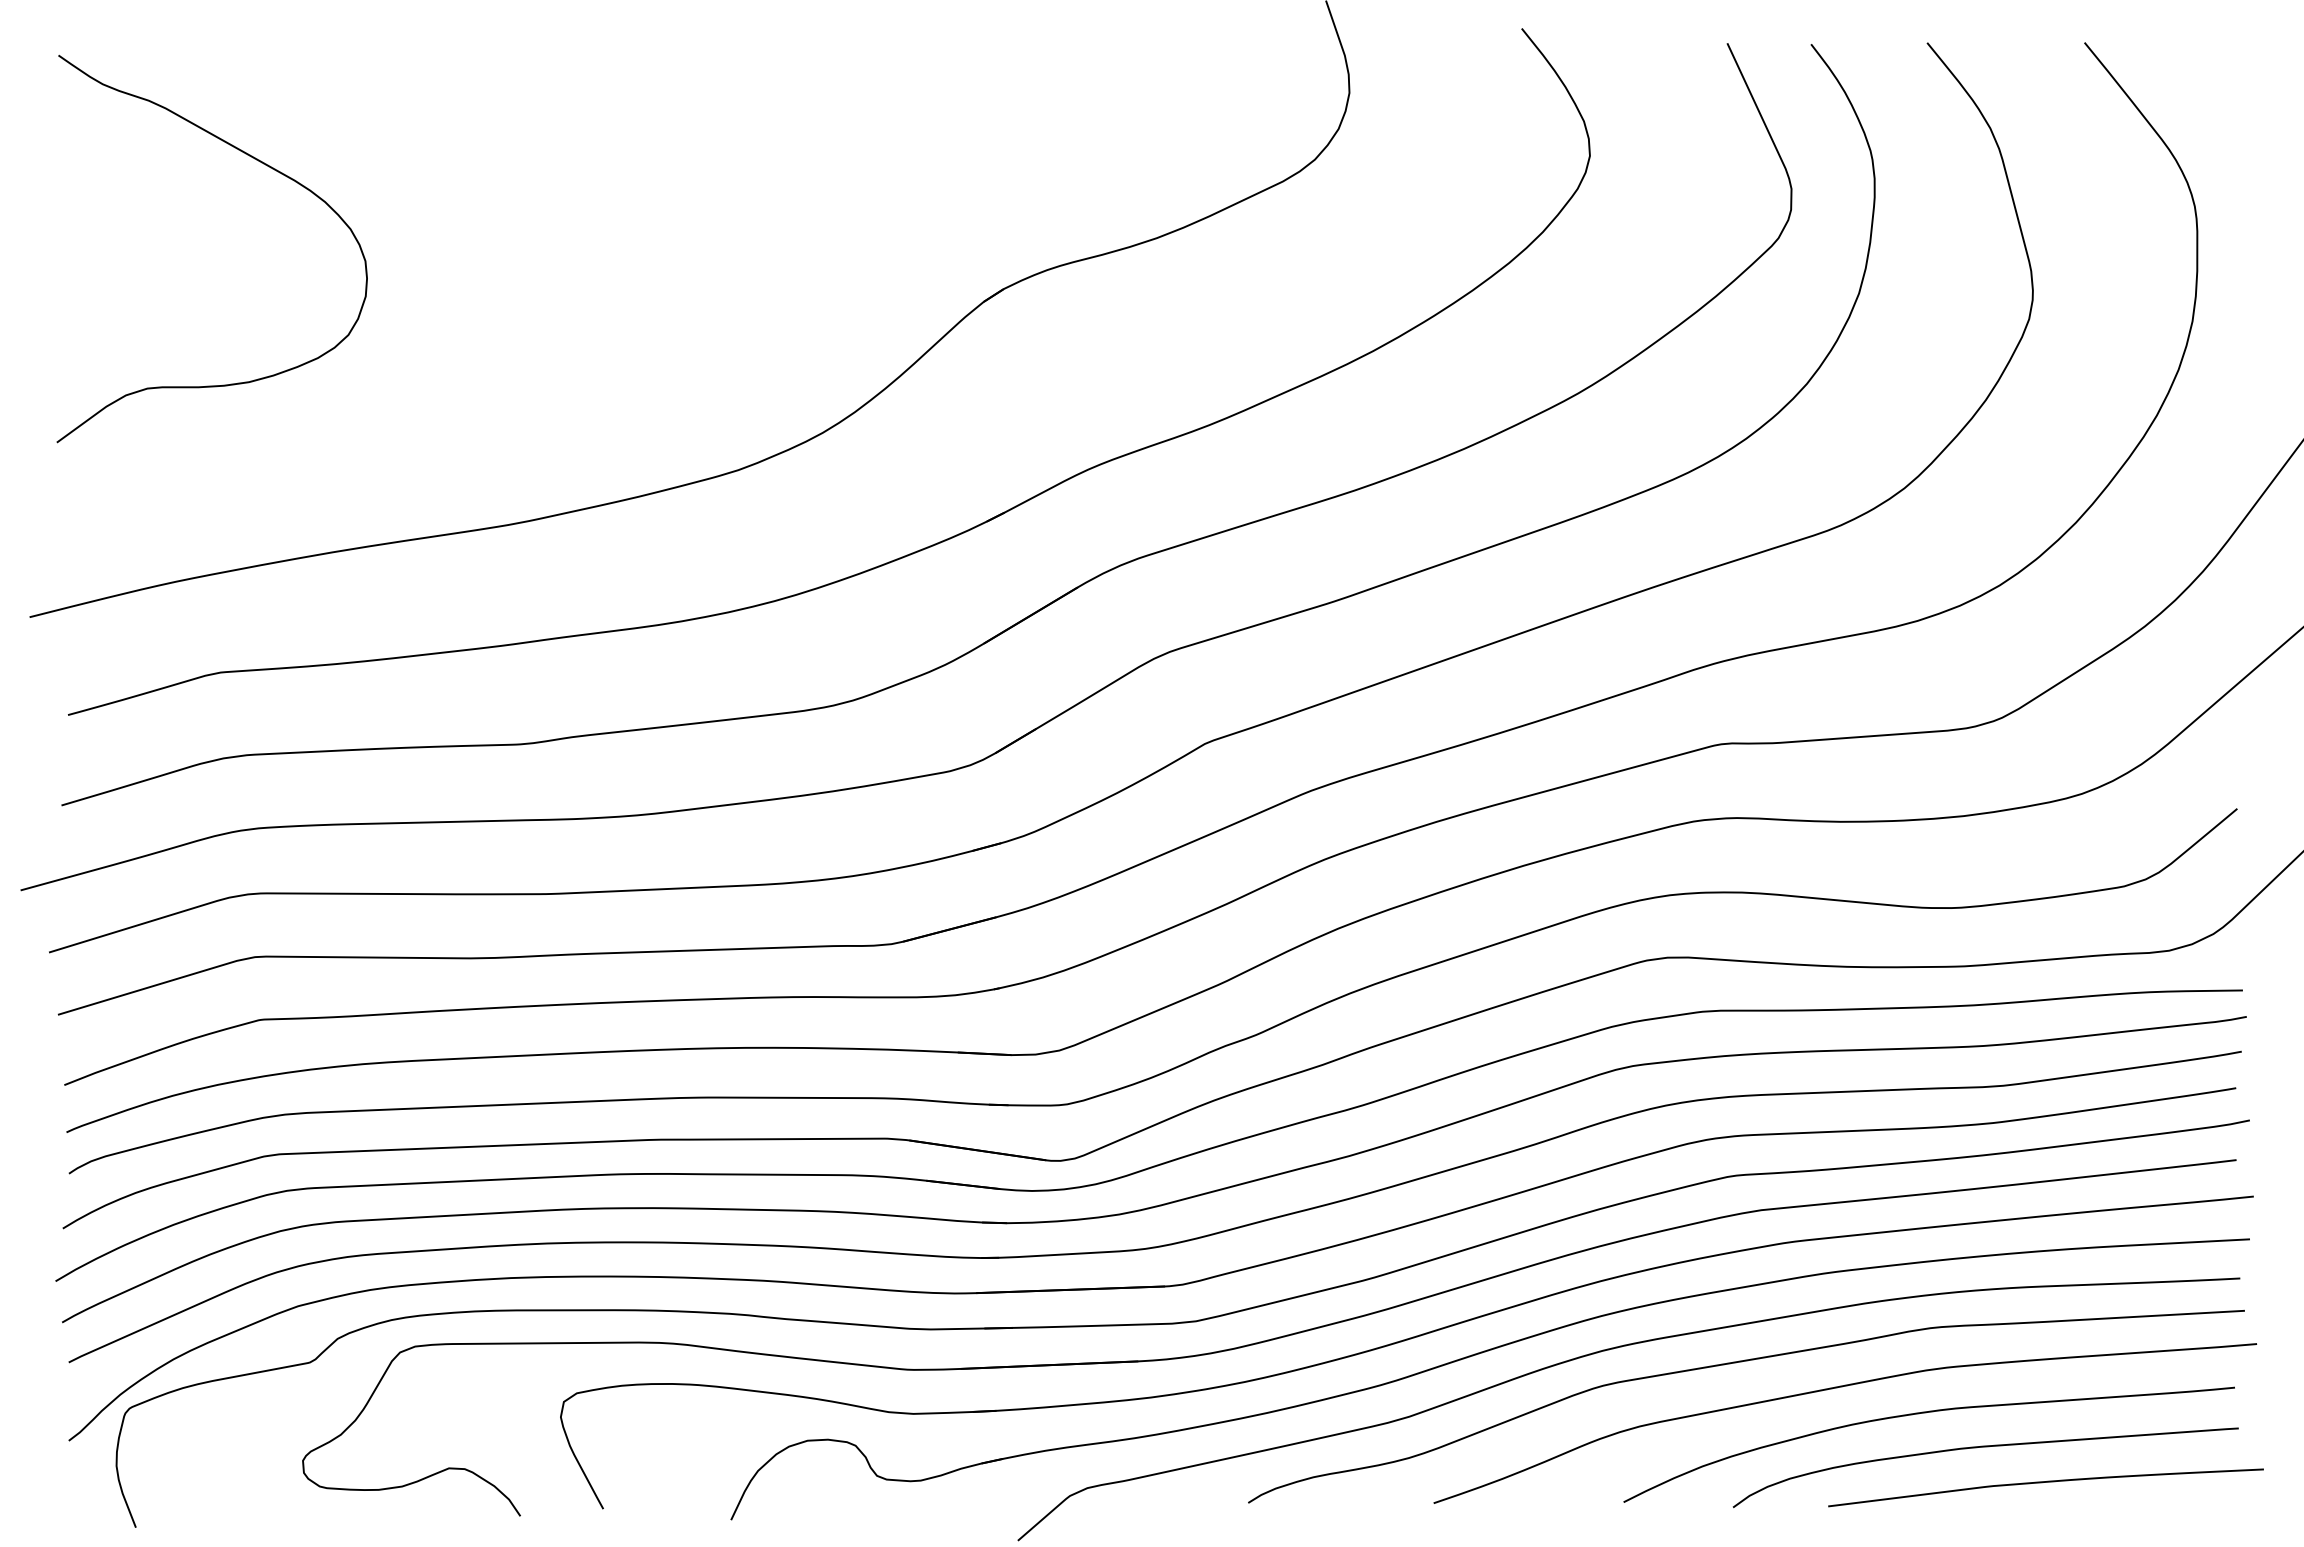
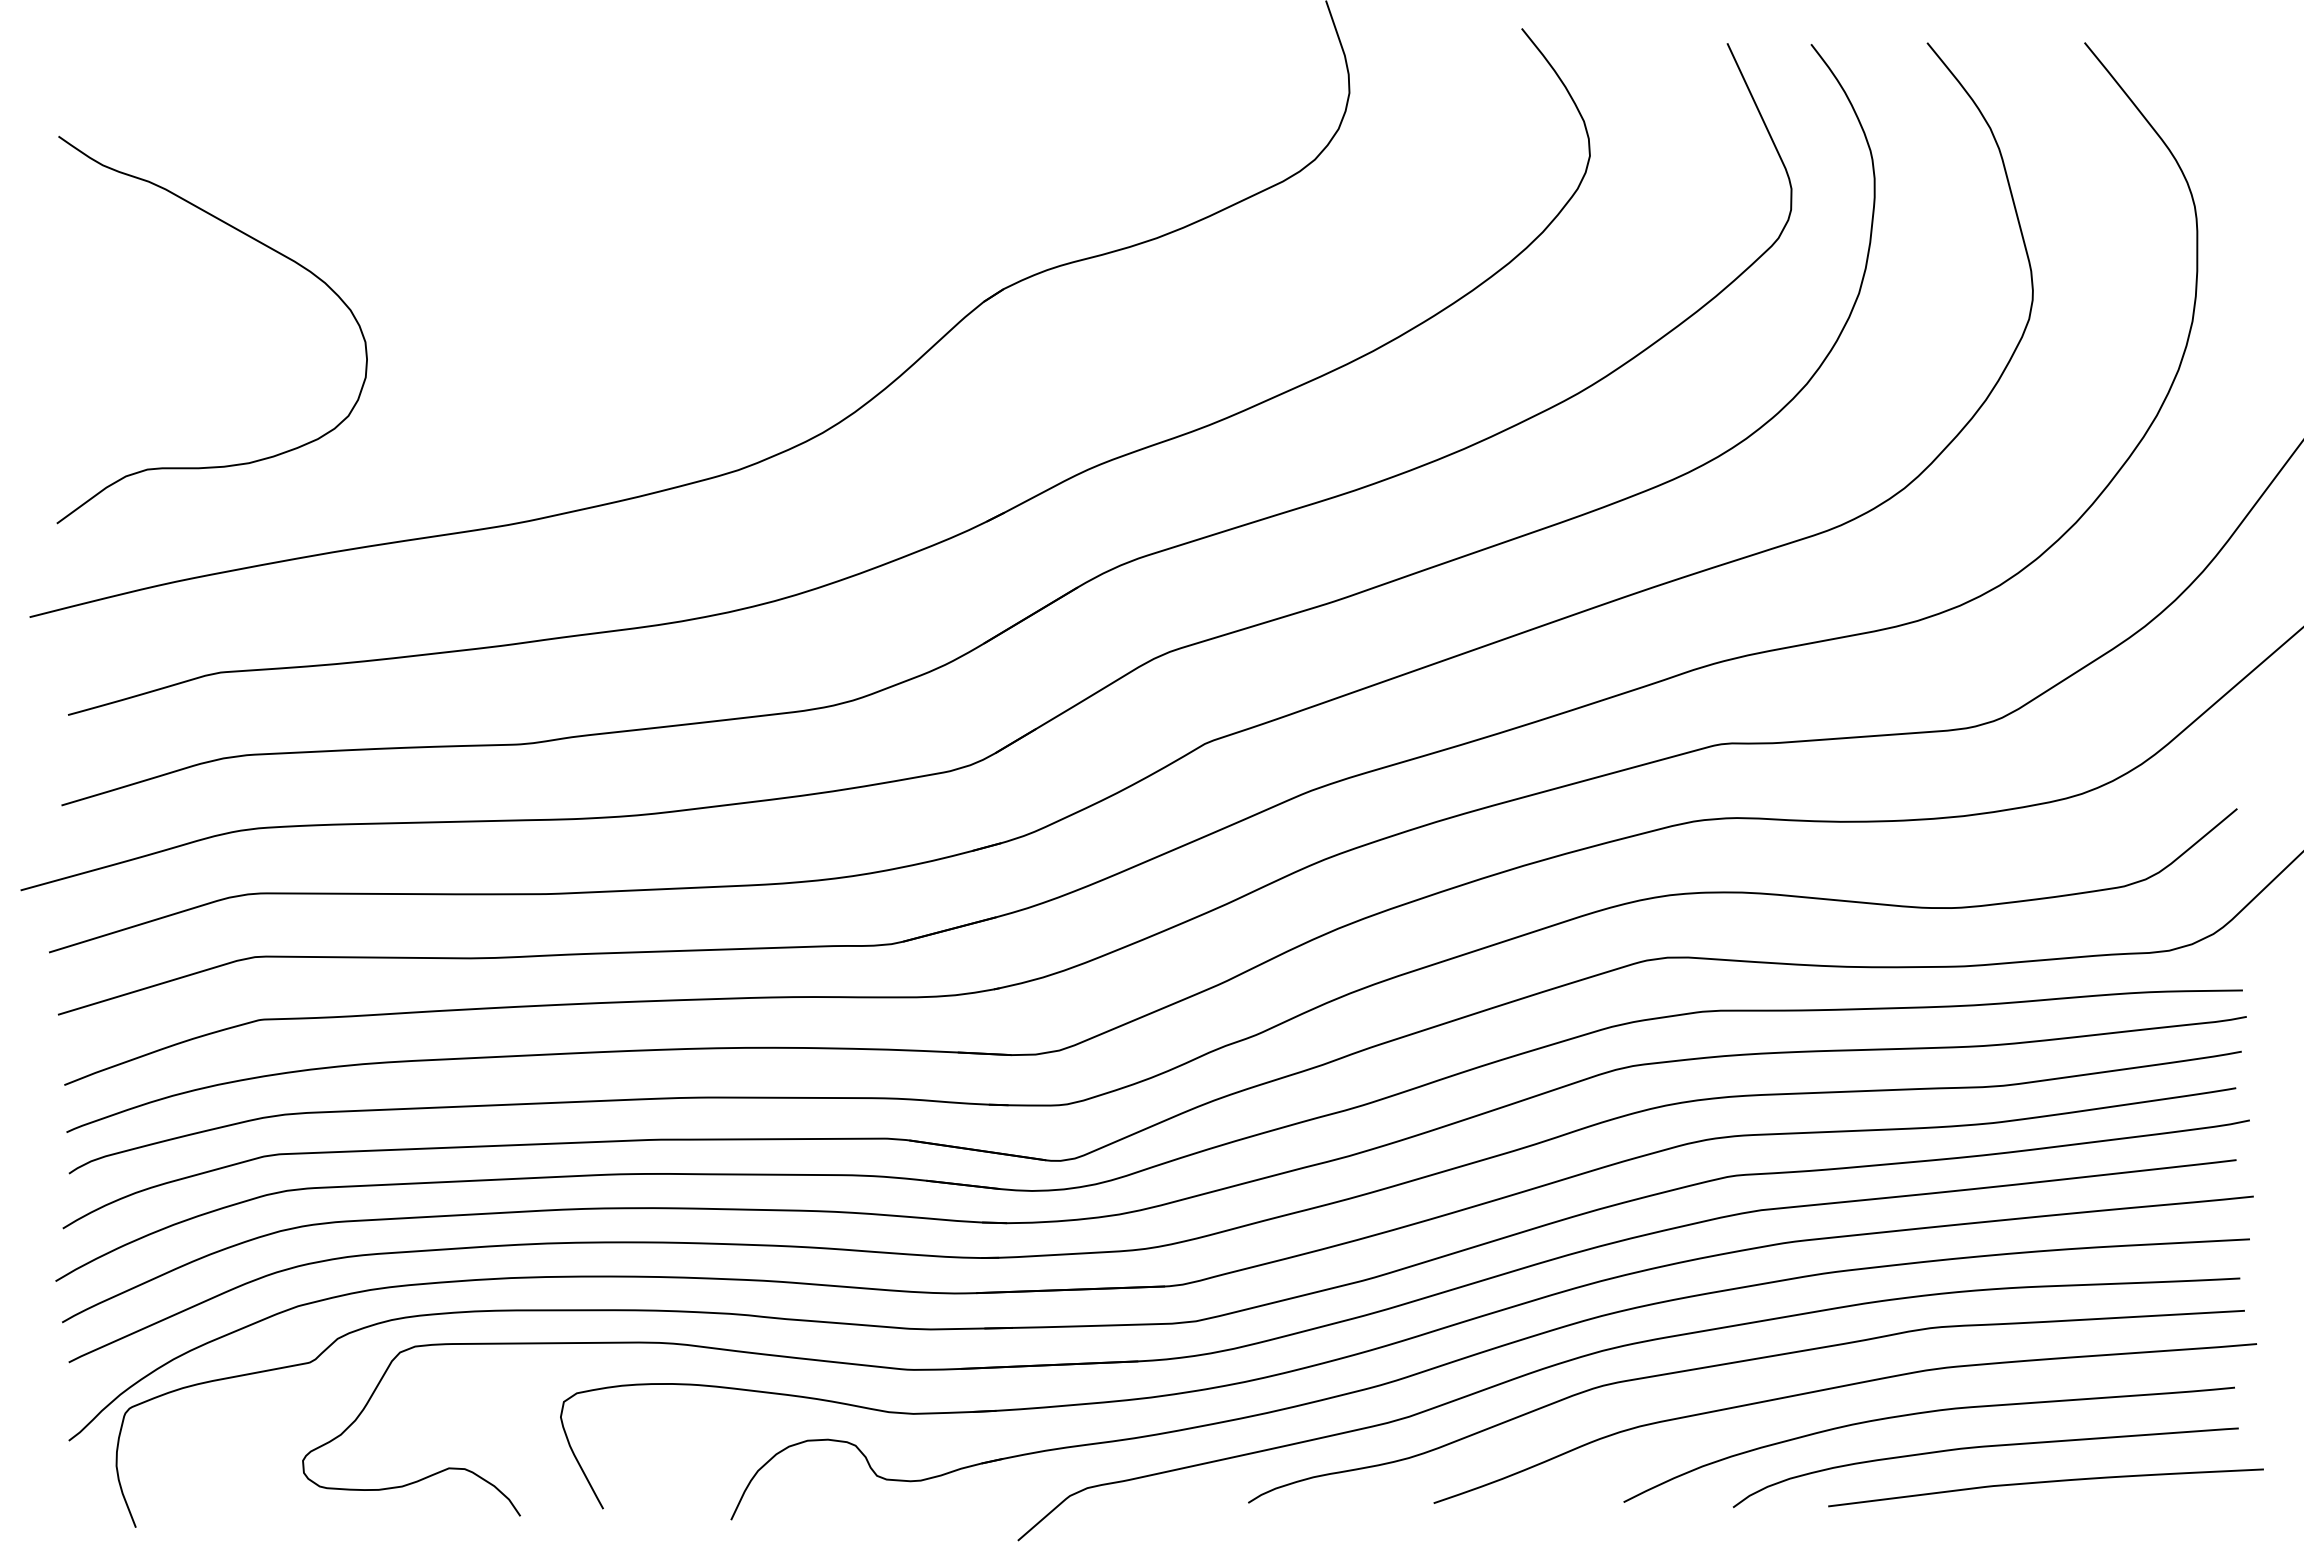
curve position: (261, 163) -> (261, 244) (261, 244)
